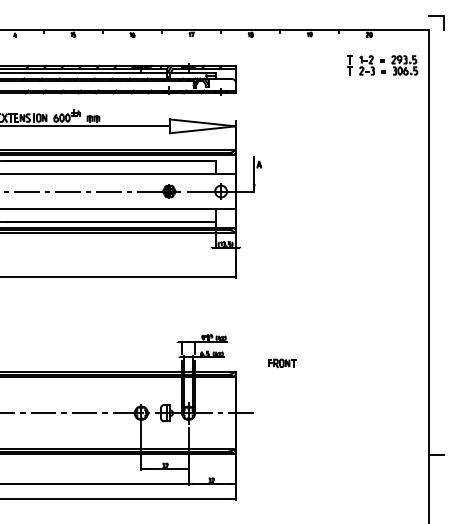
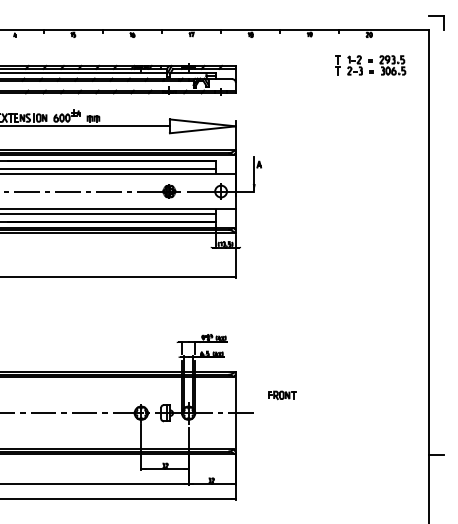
part position: (382, 65) -> (370, 65) (370, 65)
line: none -> present (108, 168)
line: none -> present (108, 214)
part position: (282, 363) -> (282, 395) (282, 395)
